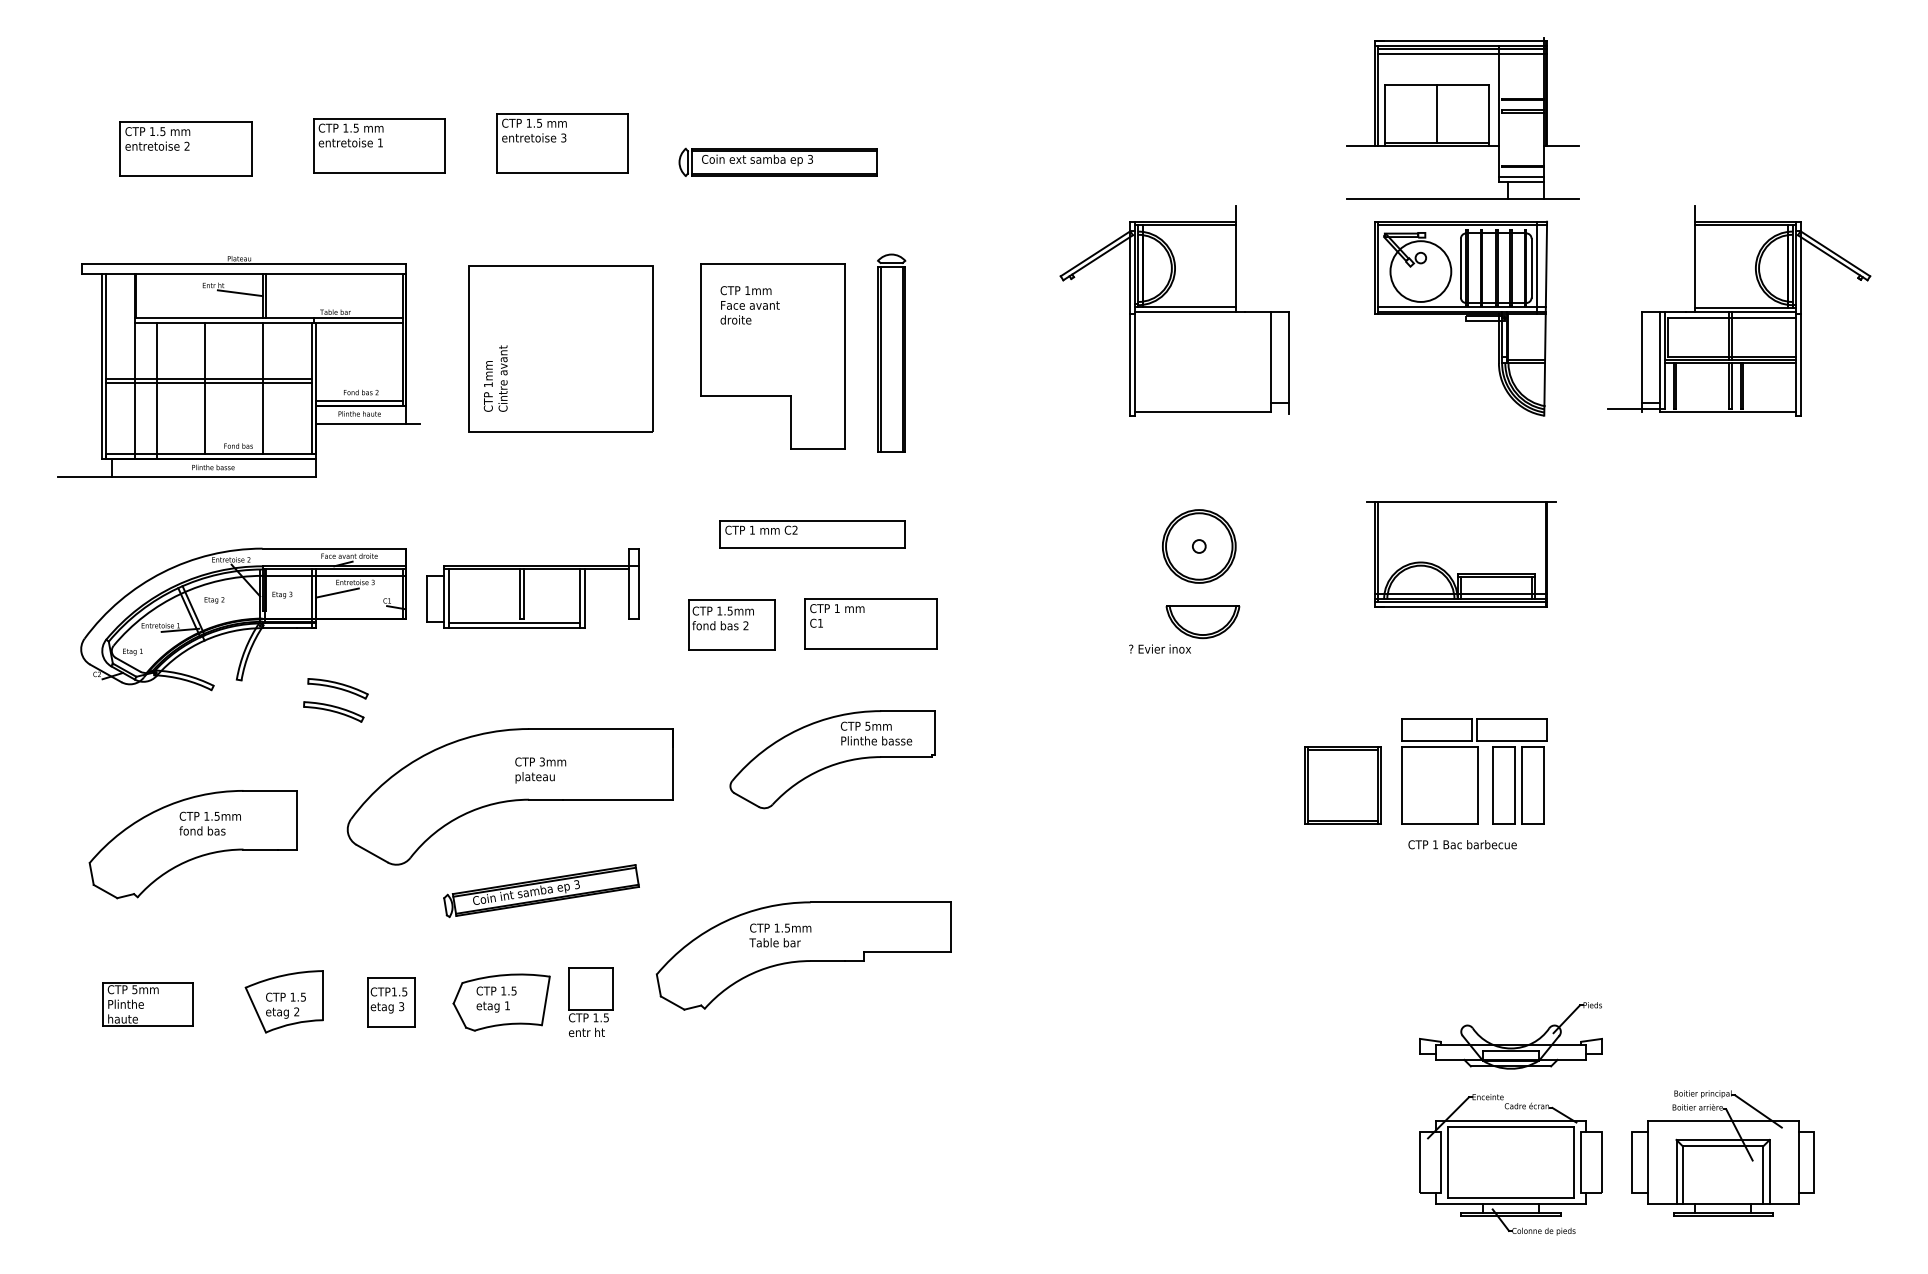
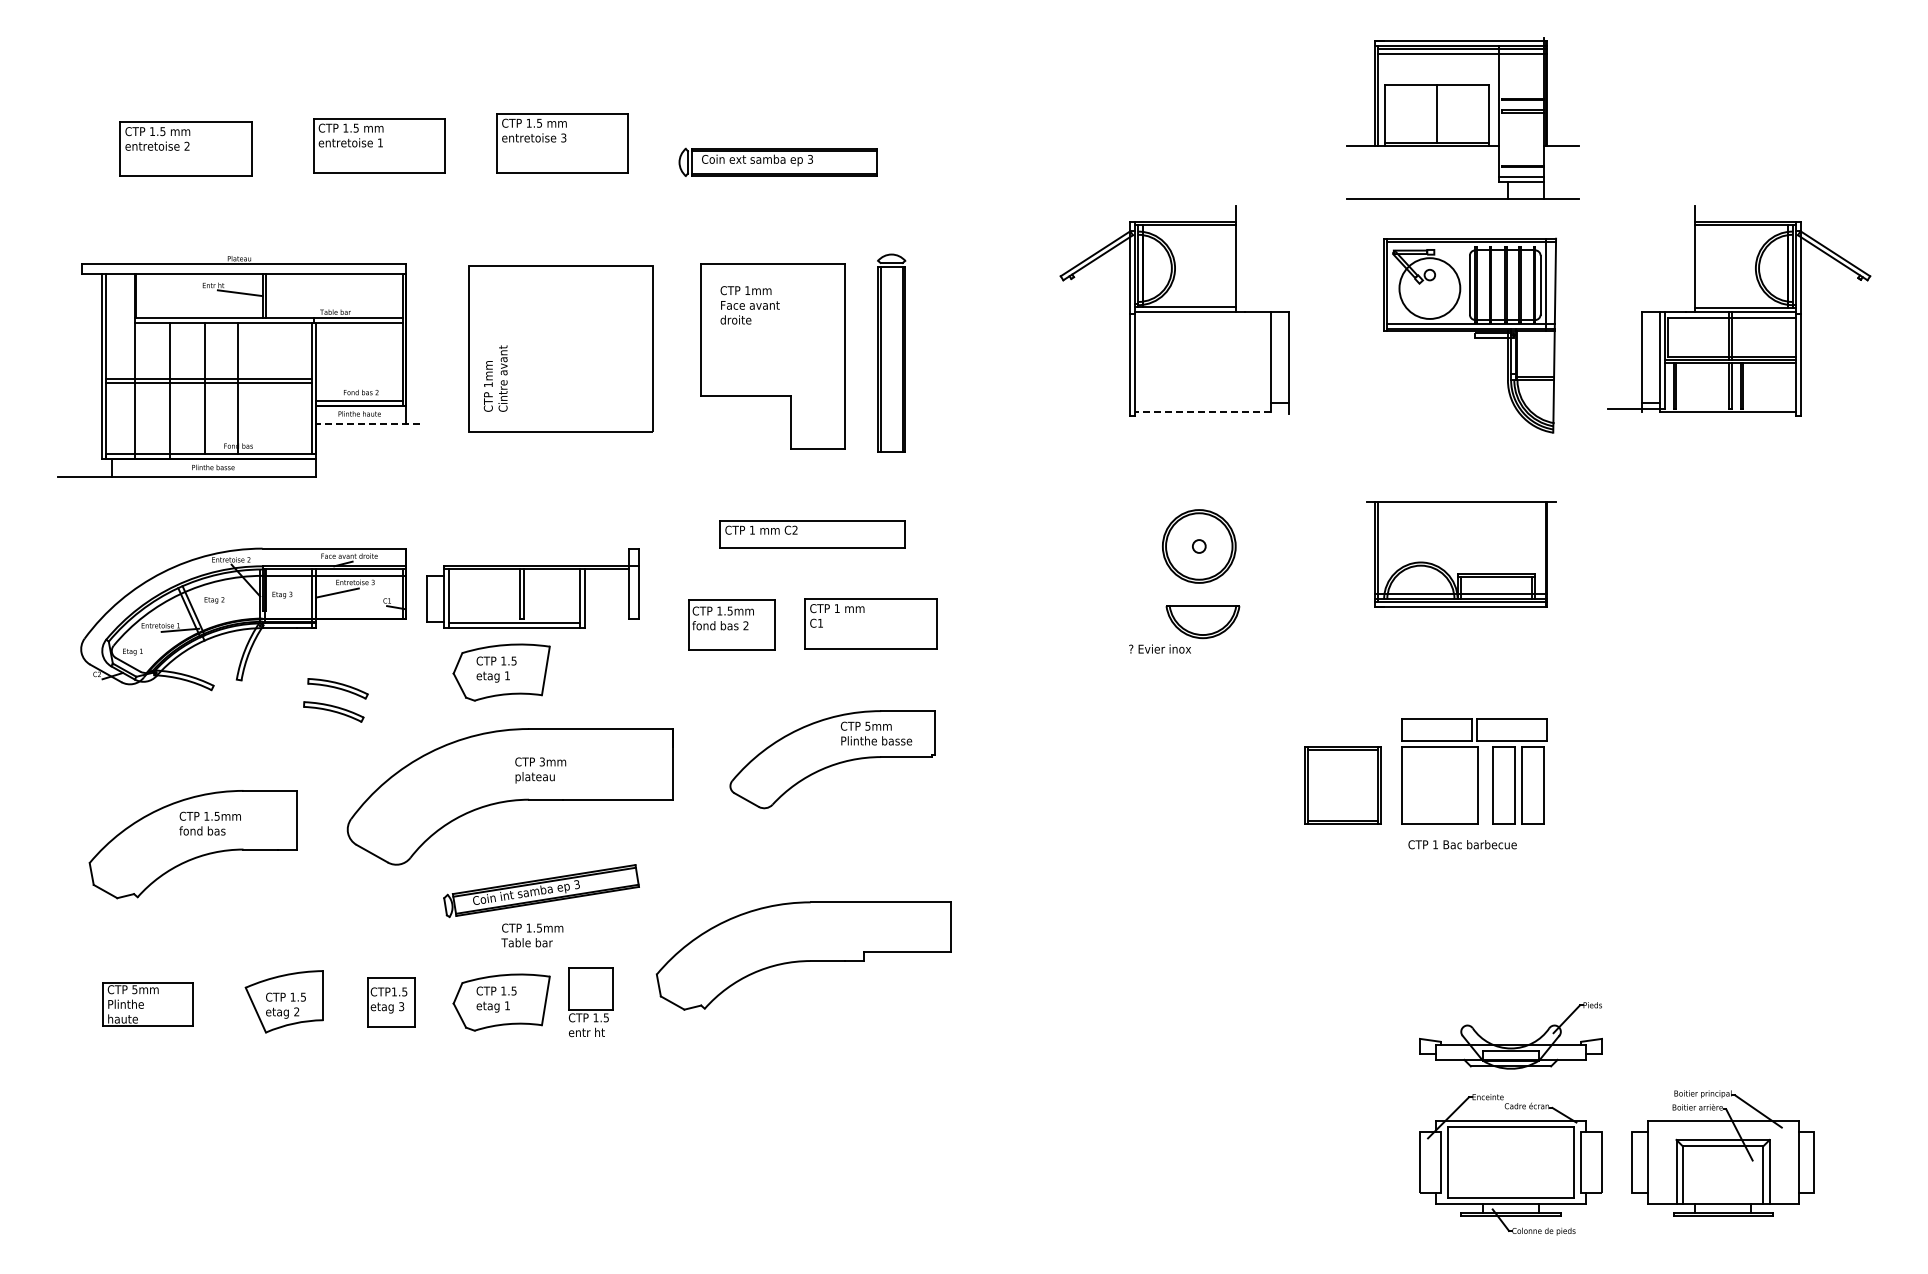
part position: (1460, 318) -> (1469, 335) (1469, 335)
line position: (262, 388) -> (237, 388) (237, 388)
line position: (156, 390) -> (169, 390) (169, 390)
line: solid -> dashed (1203, 412)
line: solid -> dashed (367, 423)
part: none -> present (501, 672)
text position: (780, 935) -> (532, 935) (532, 935)
